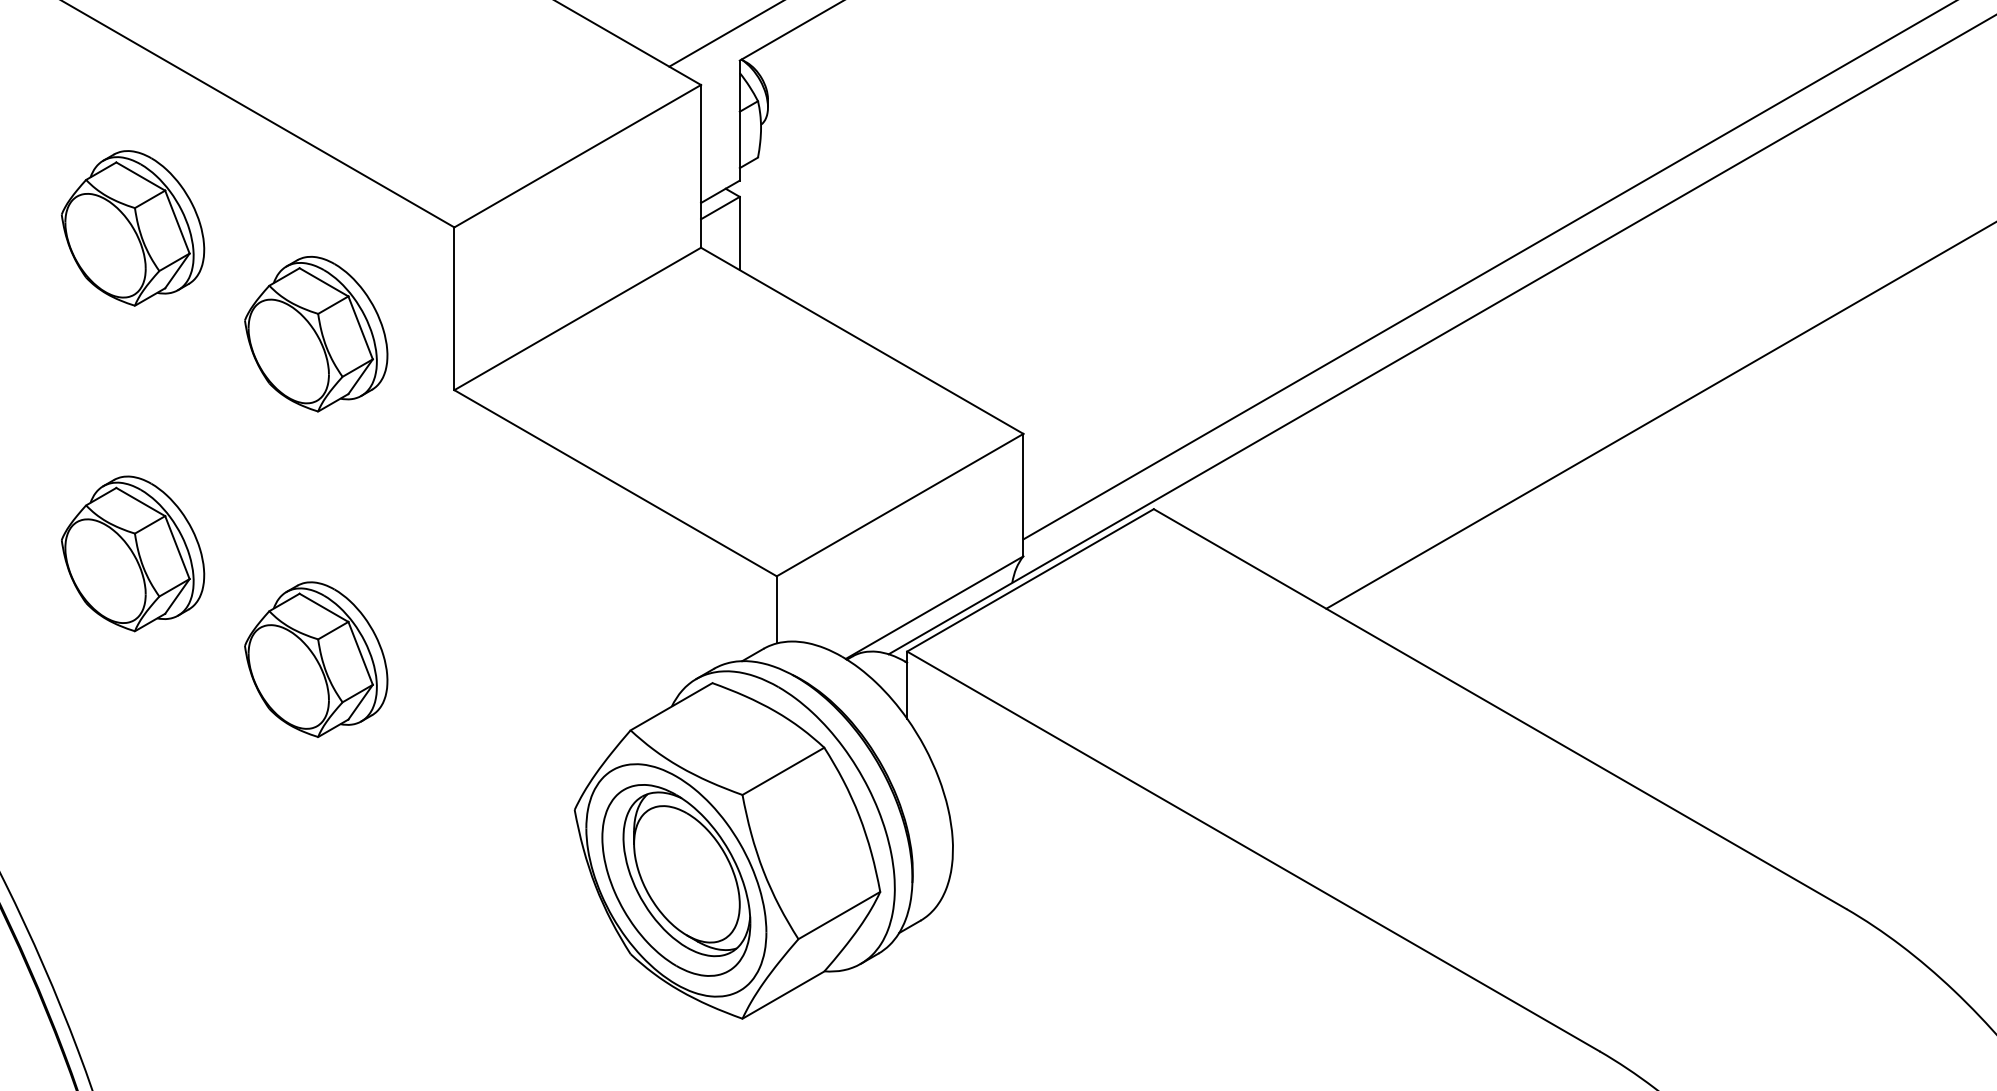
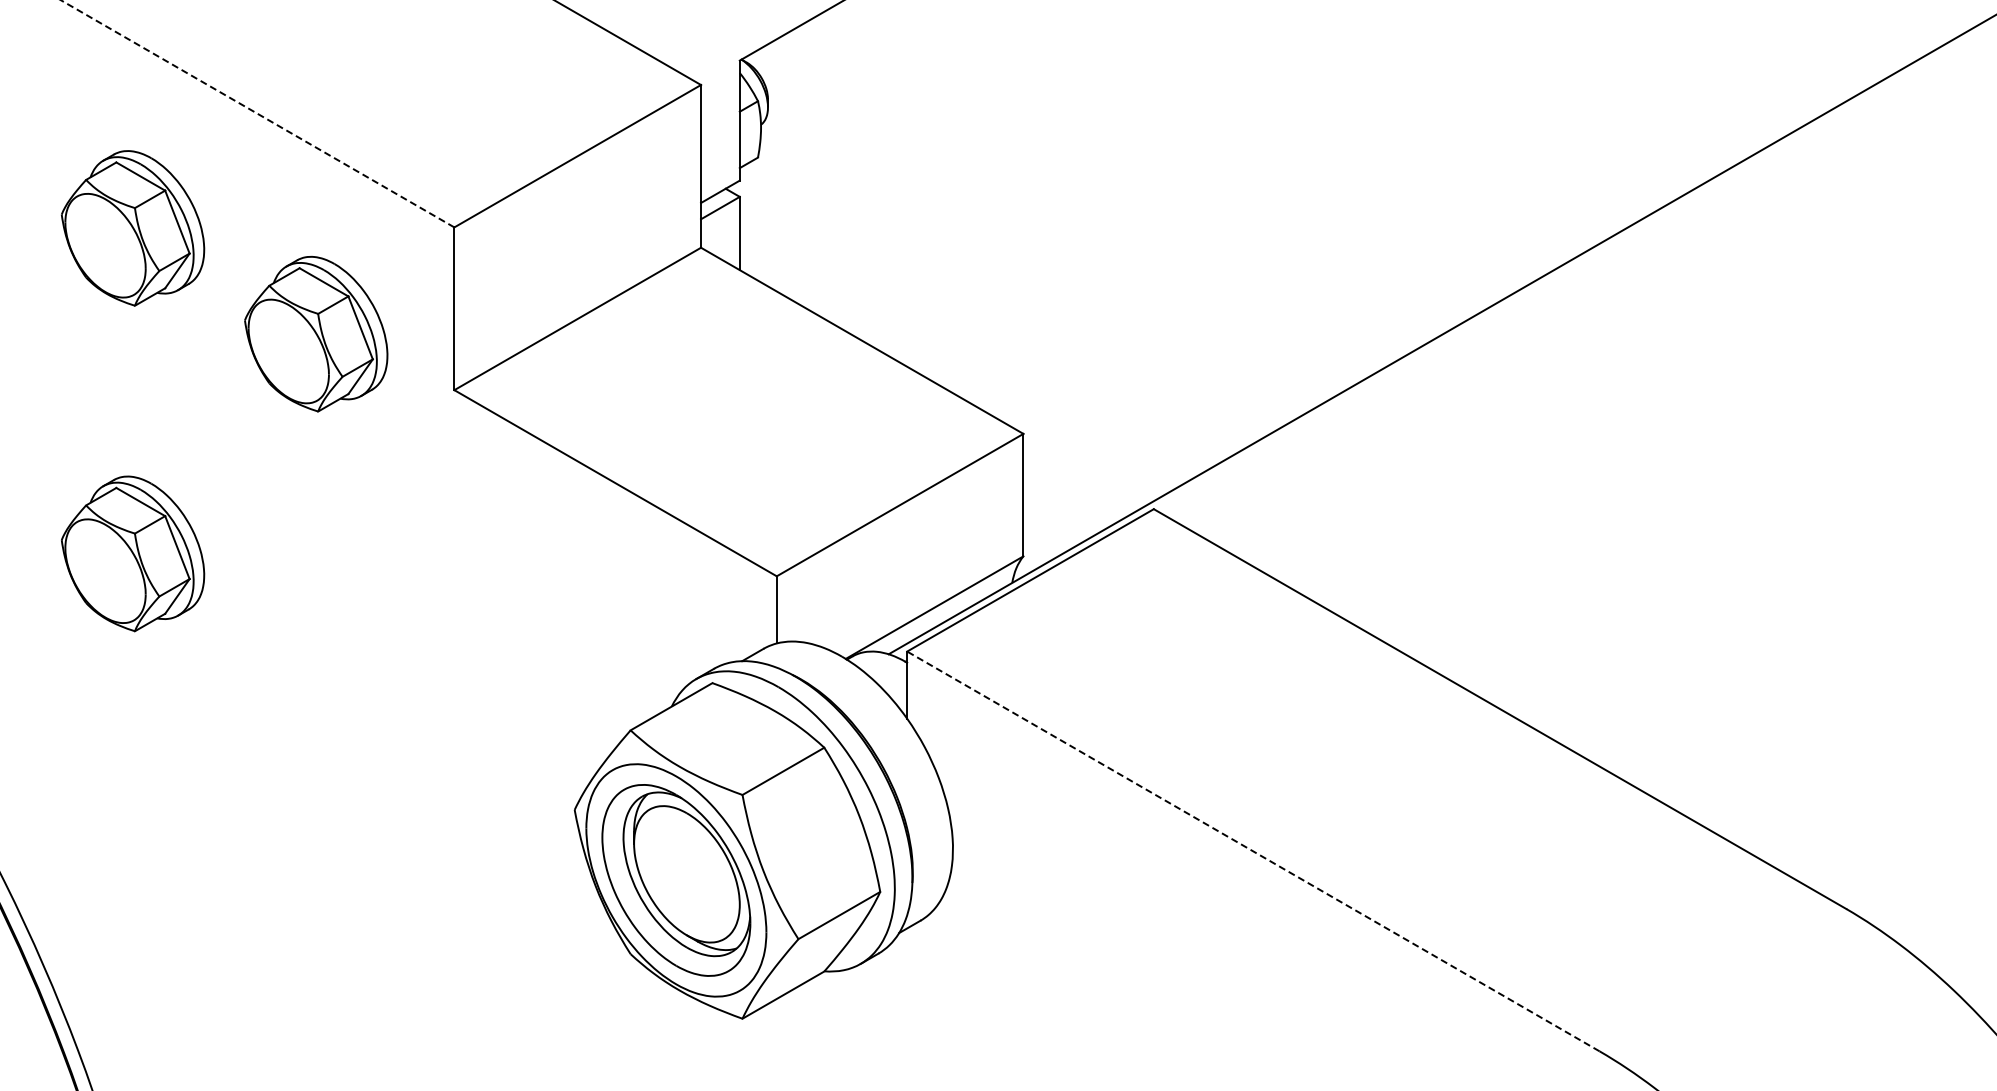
line: present -> none (725, 34)
line: solid -> dashed (257, 113)
line: present -> none (1488, 270)
line: present -> none (1659, 415)
part: present -> none (316, 659)
line: solid -> dashed (1253, 851)
